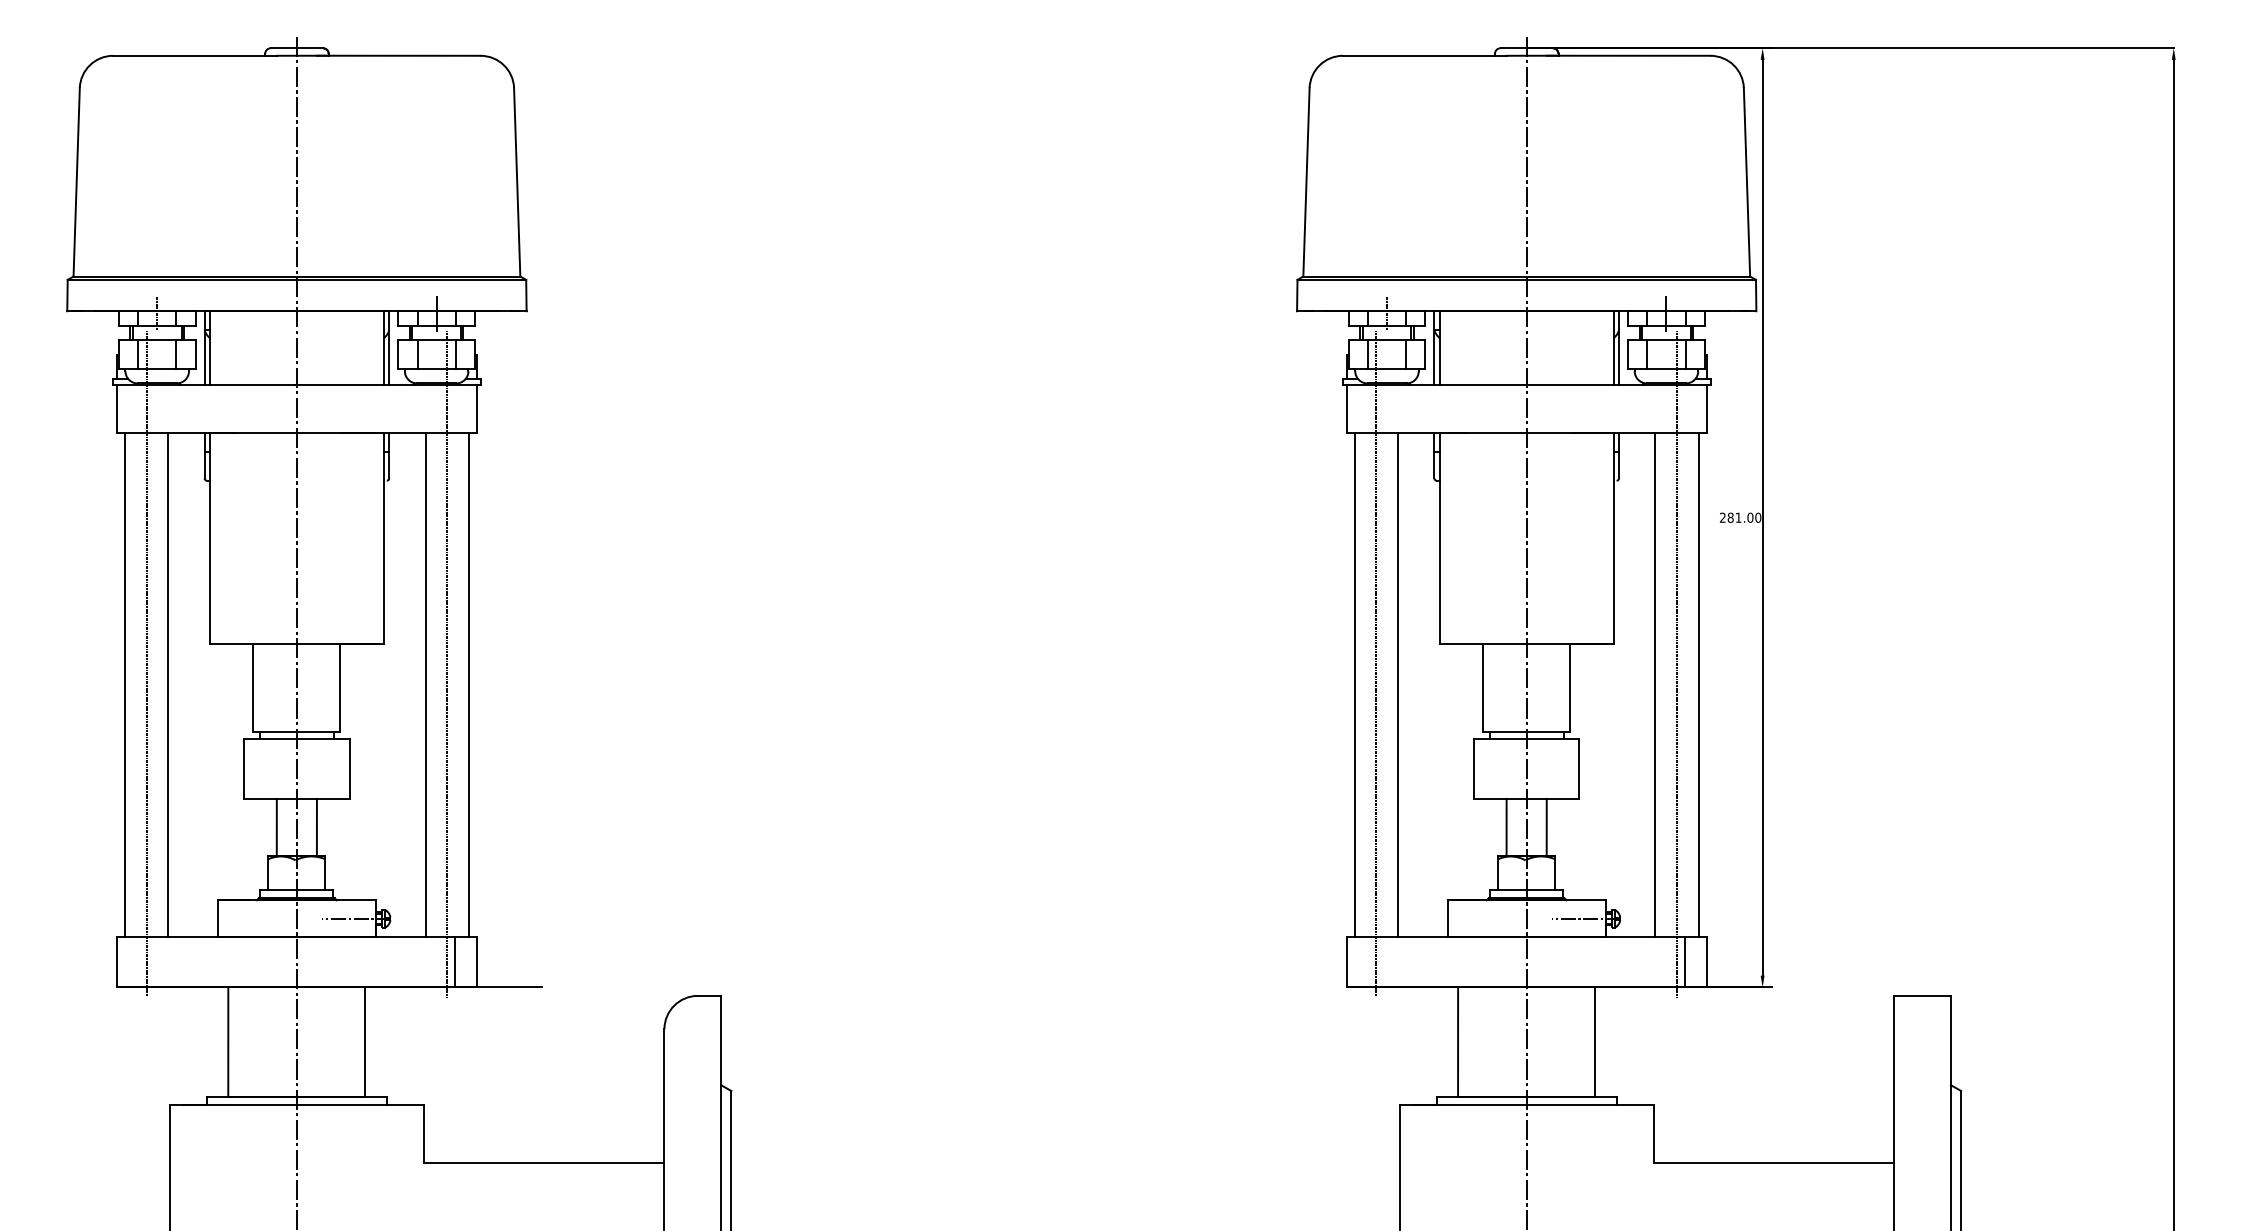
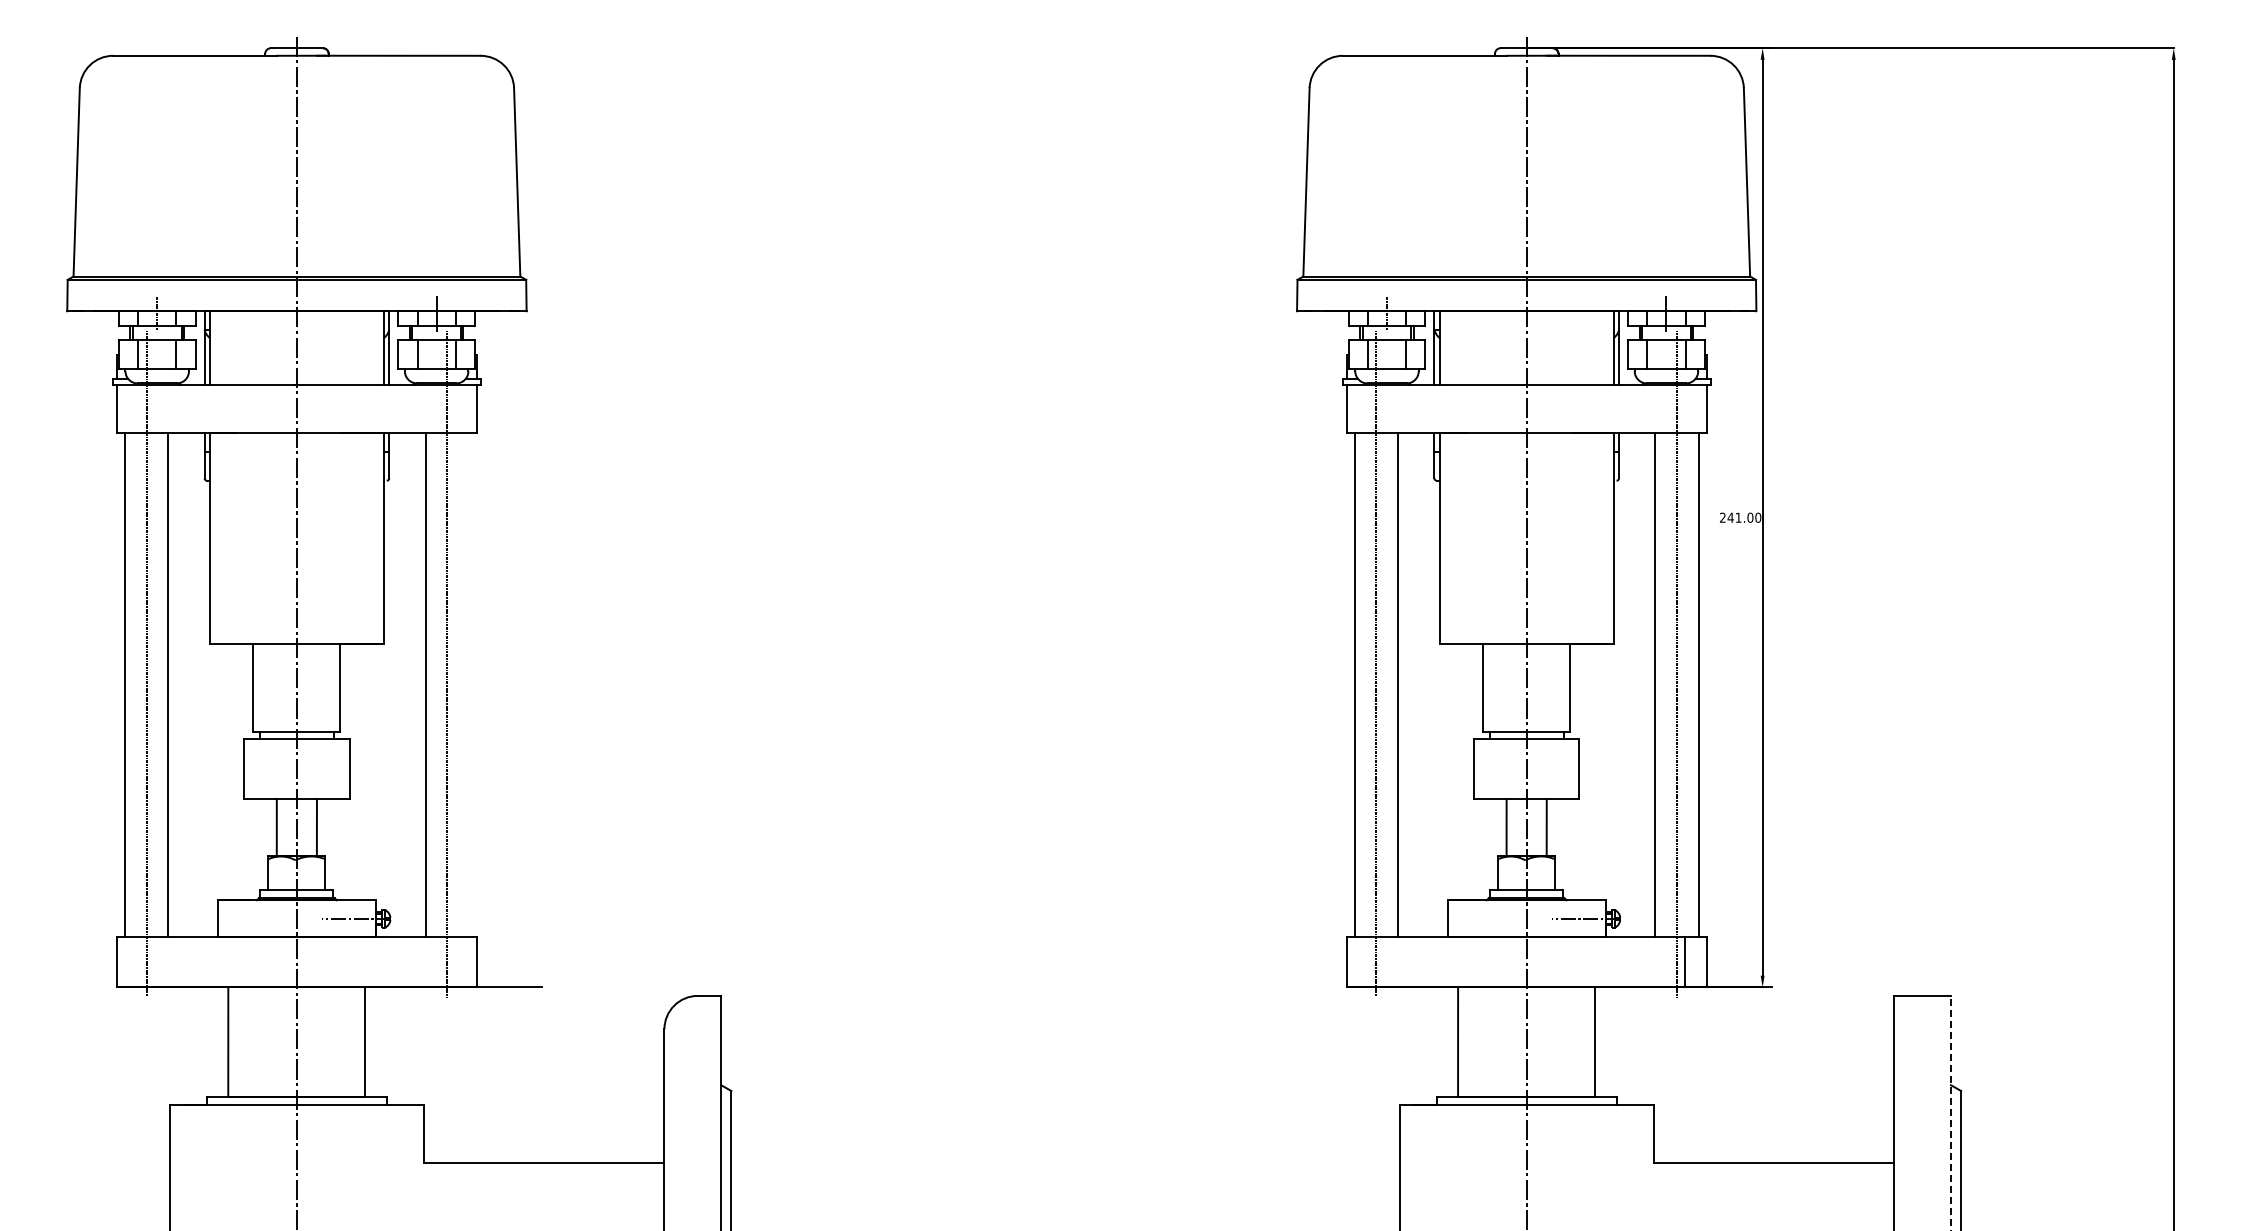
text: 281.00 -> 241.00 (1730, 517)
line: present -> none (469, 685)
line: present -> none (454, 962)
line: solid -> dashed (1950, 1112)
